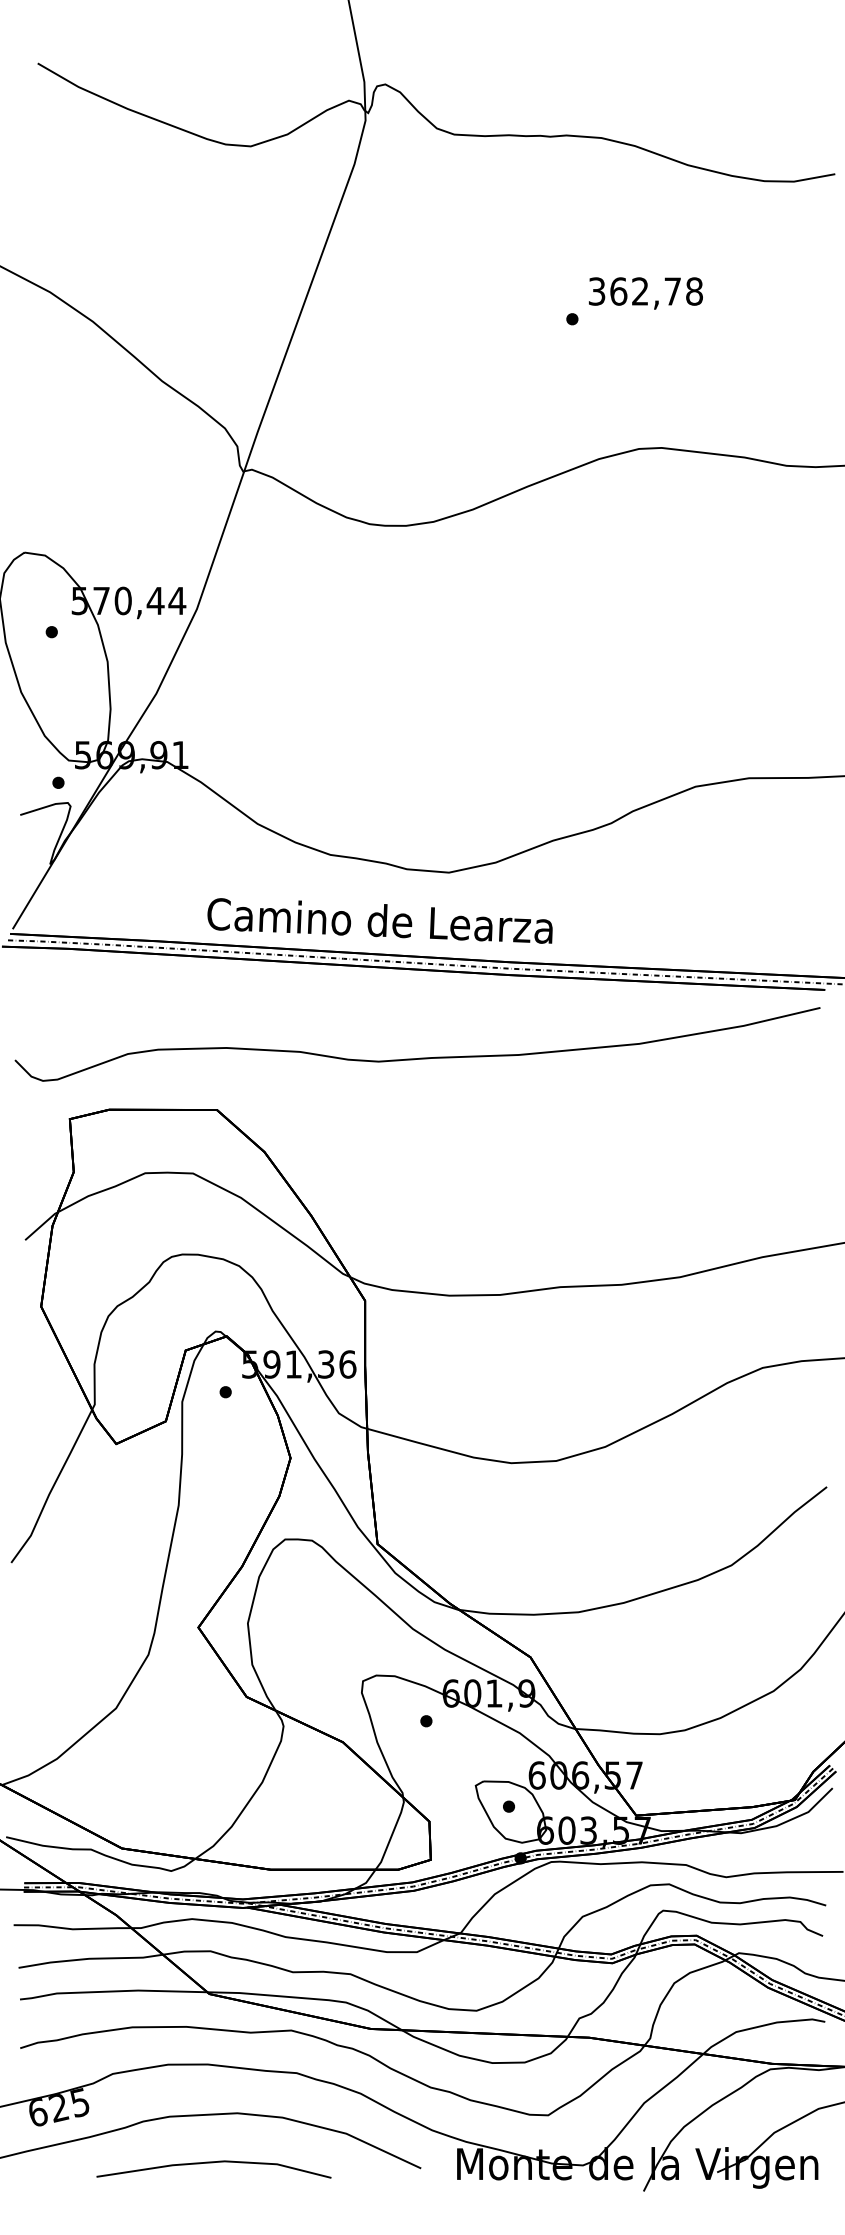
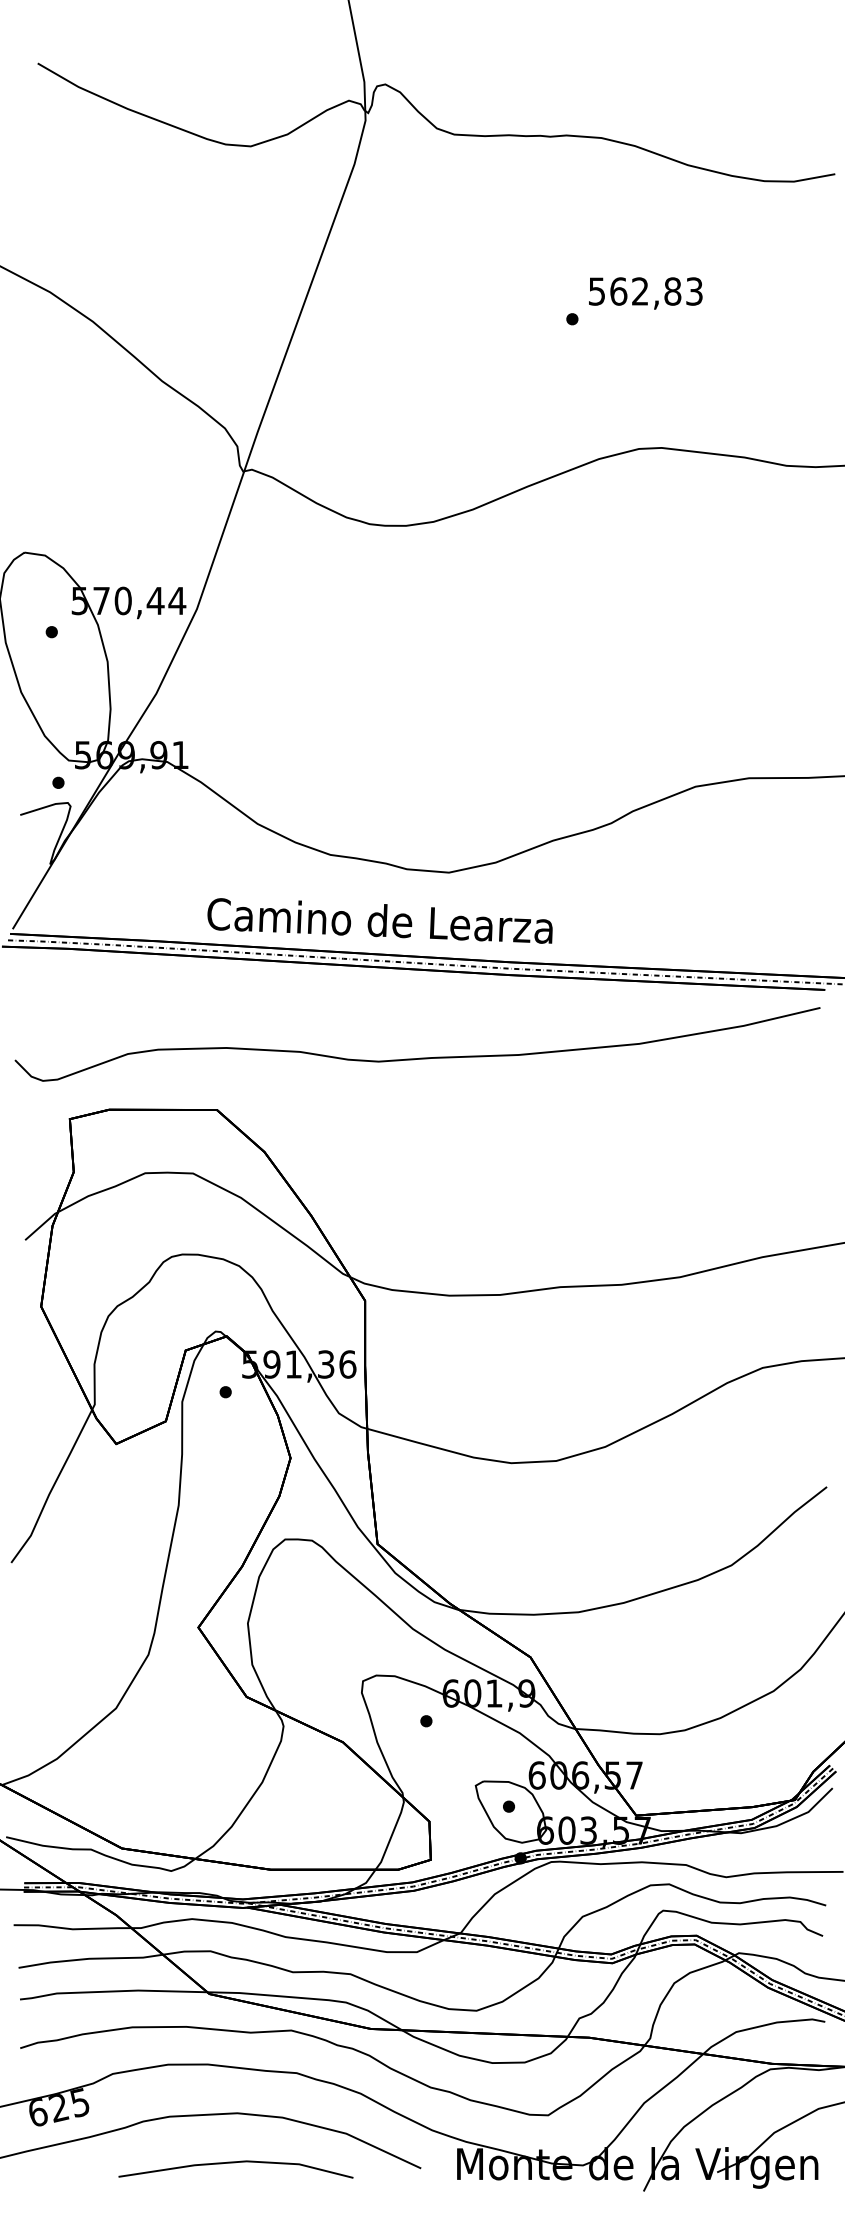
text: 362,78 -> 562,83 (645, 291)
line position: (213, 2163) -> (235, 2163) (235, 2163)
